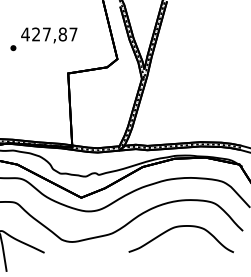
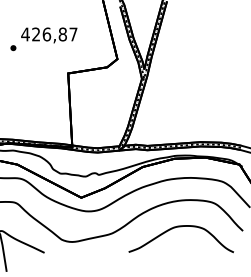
text: 427,87 -> 426,87 (46, 34)
